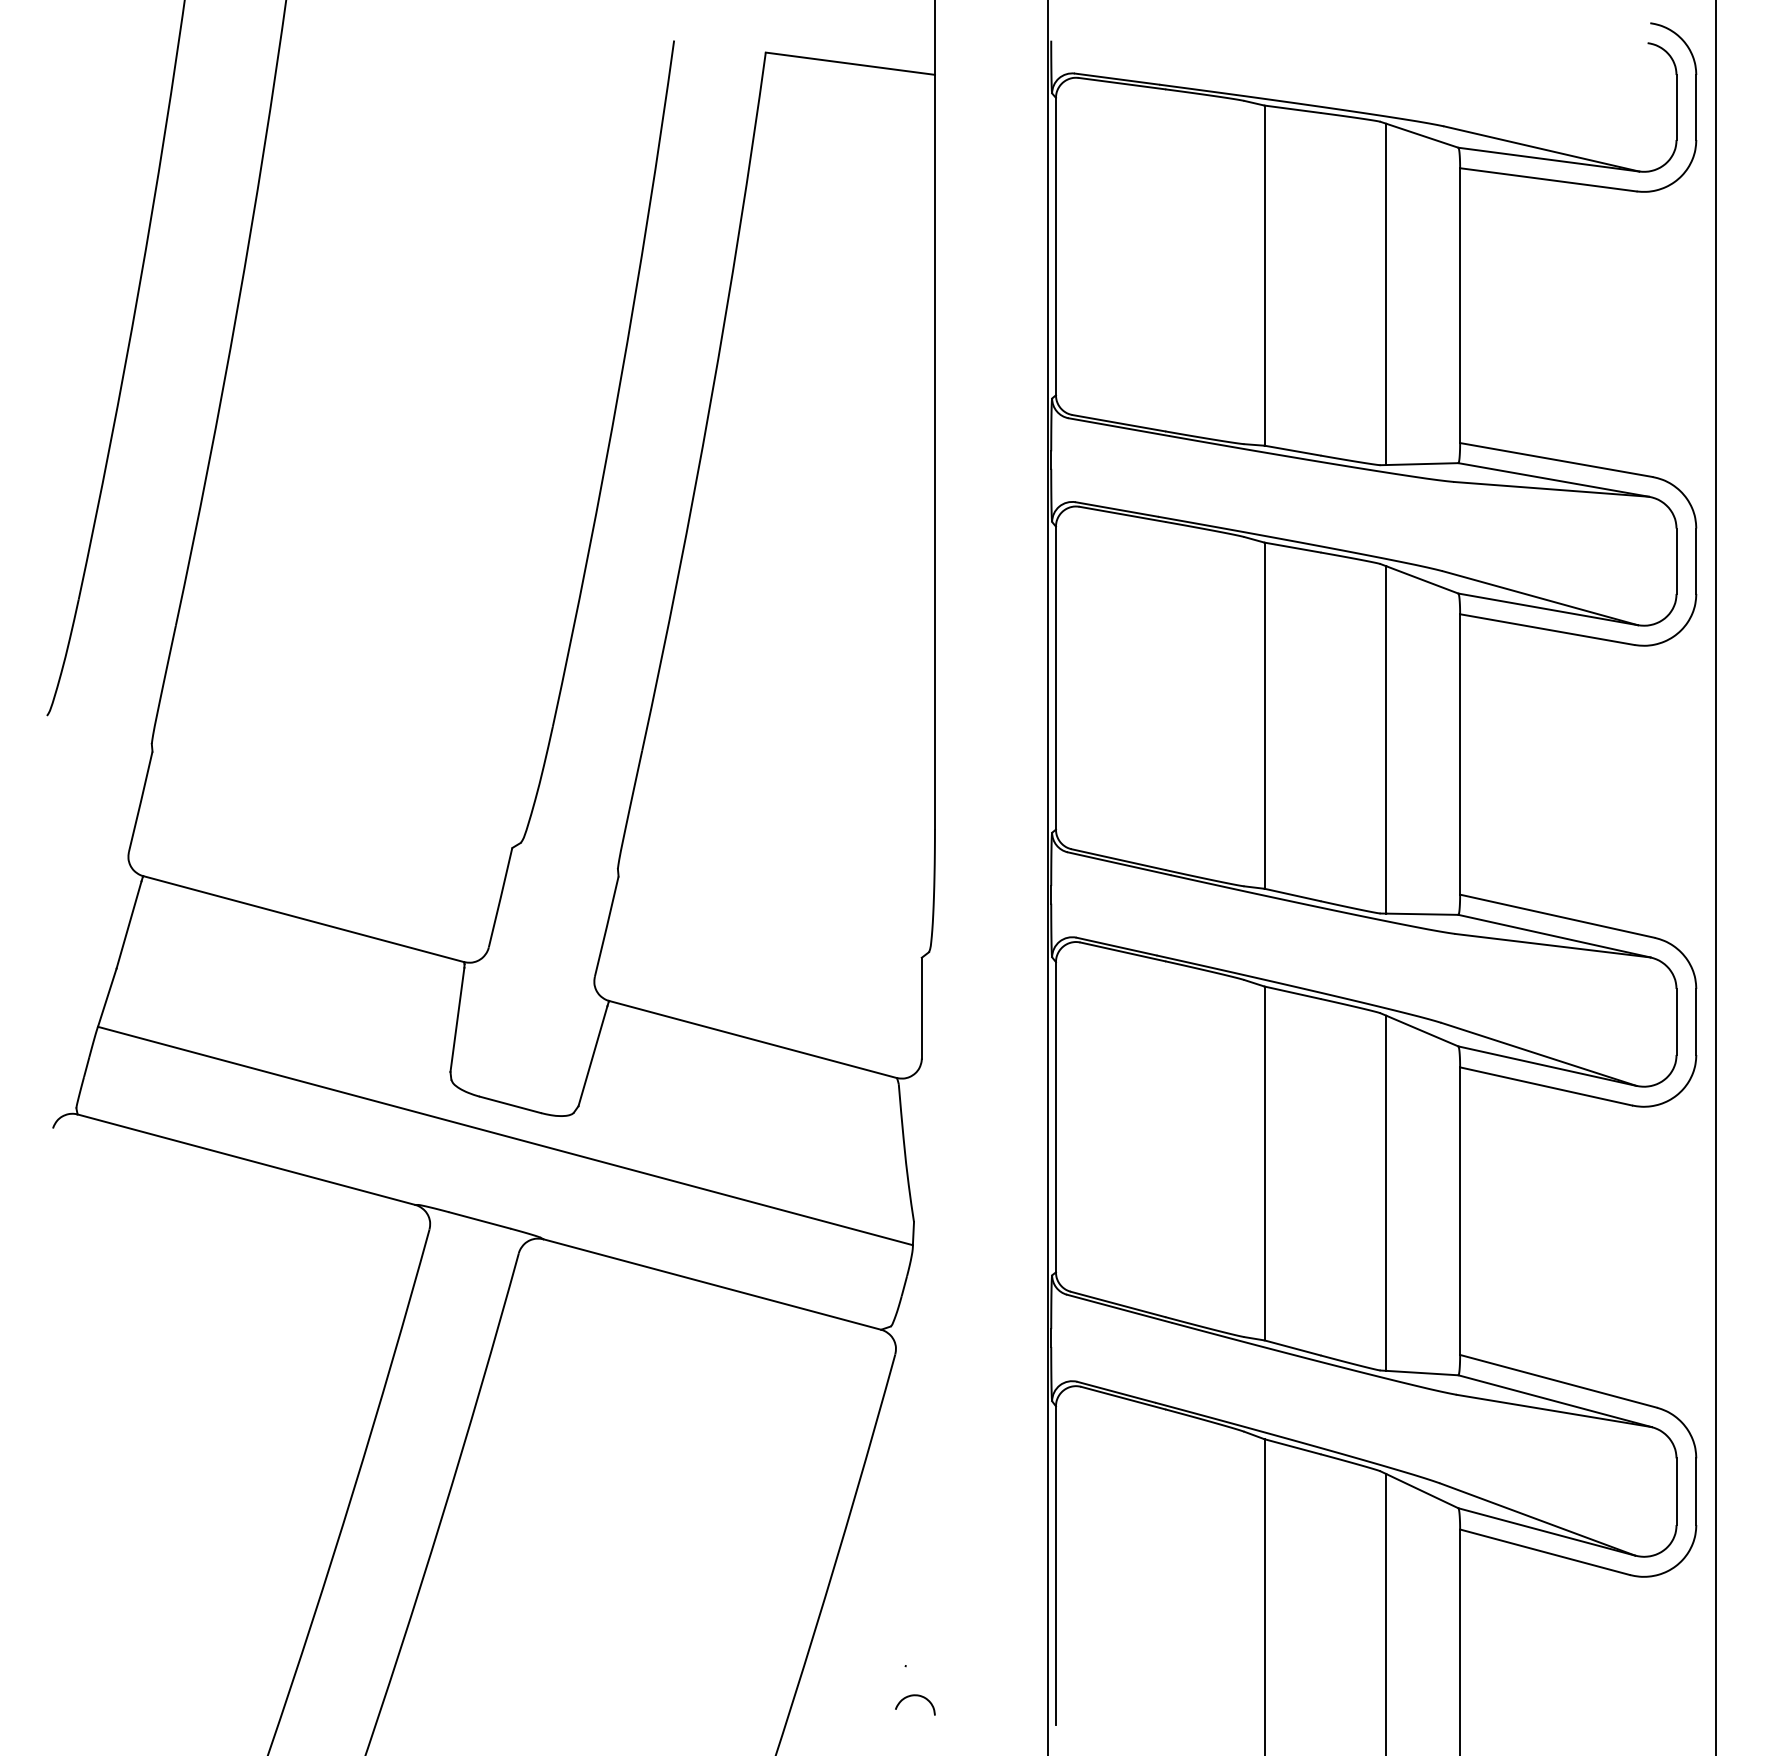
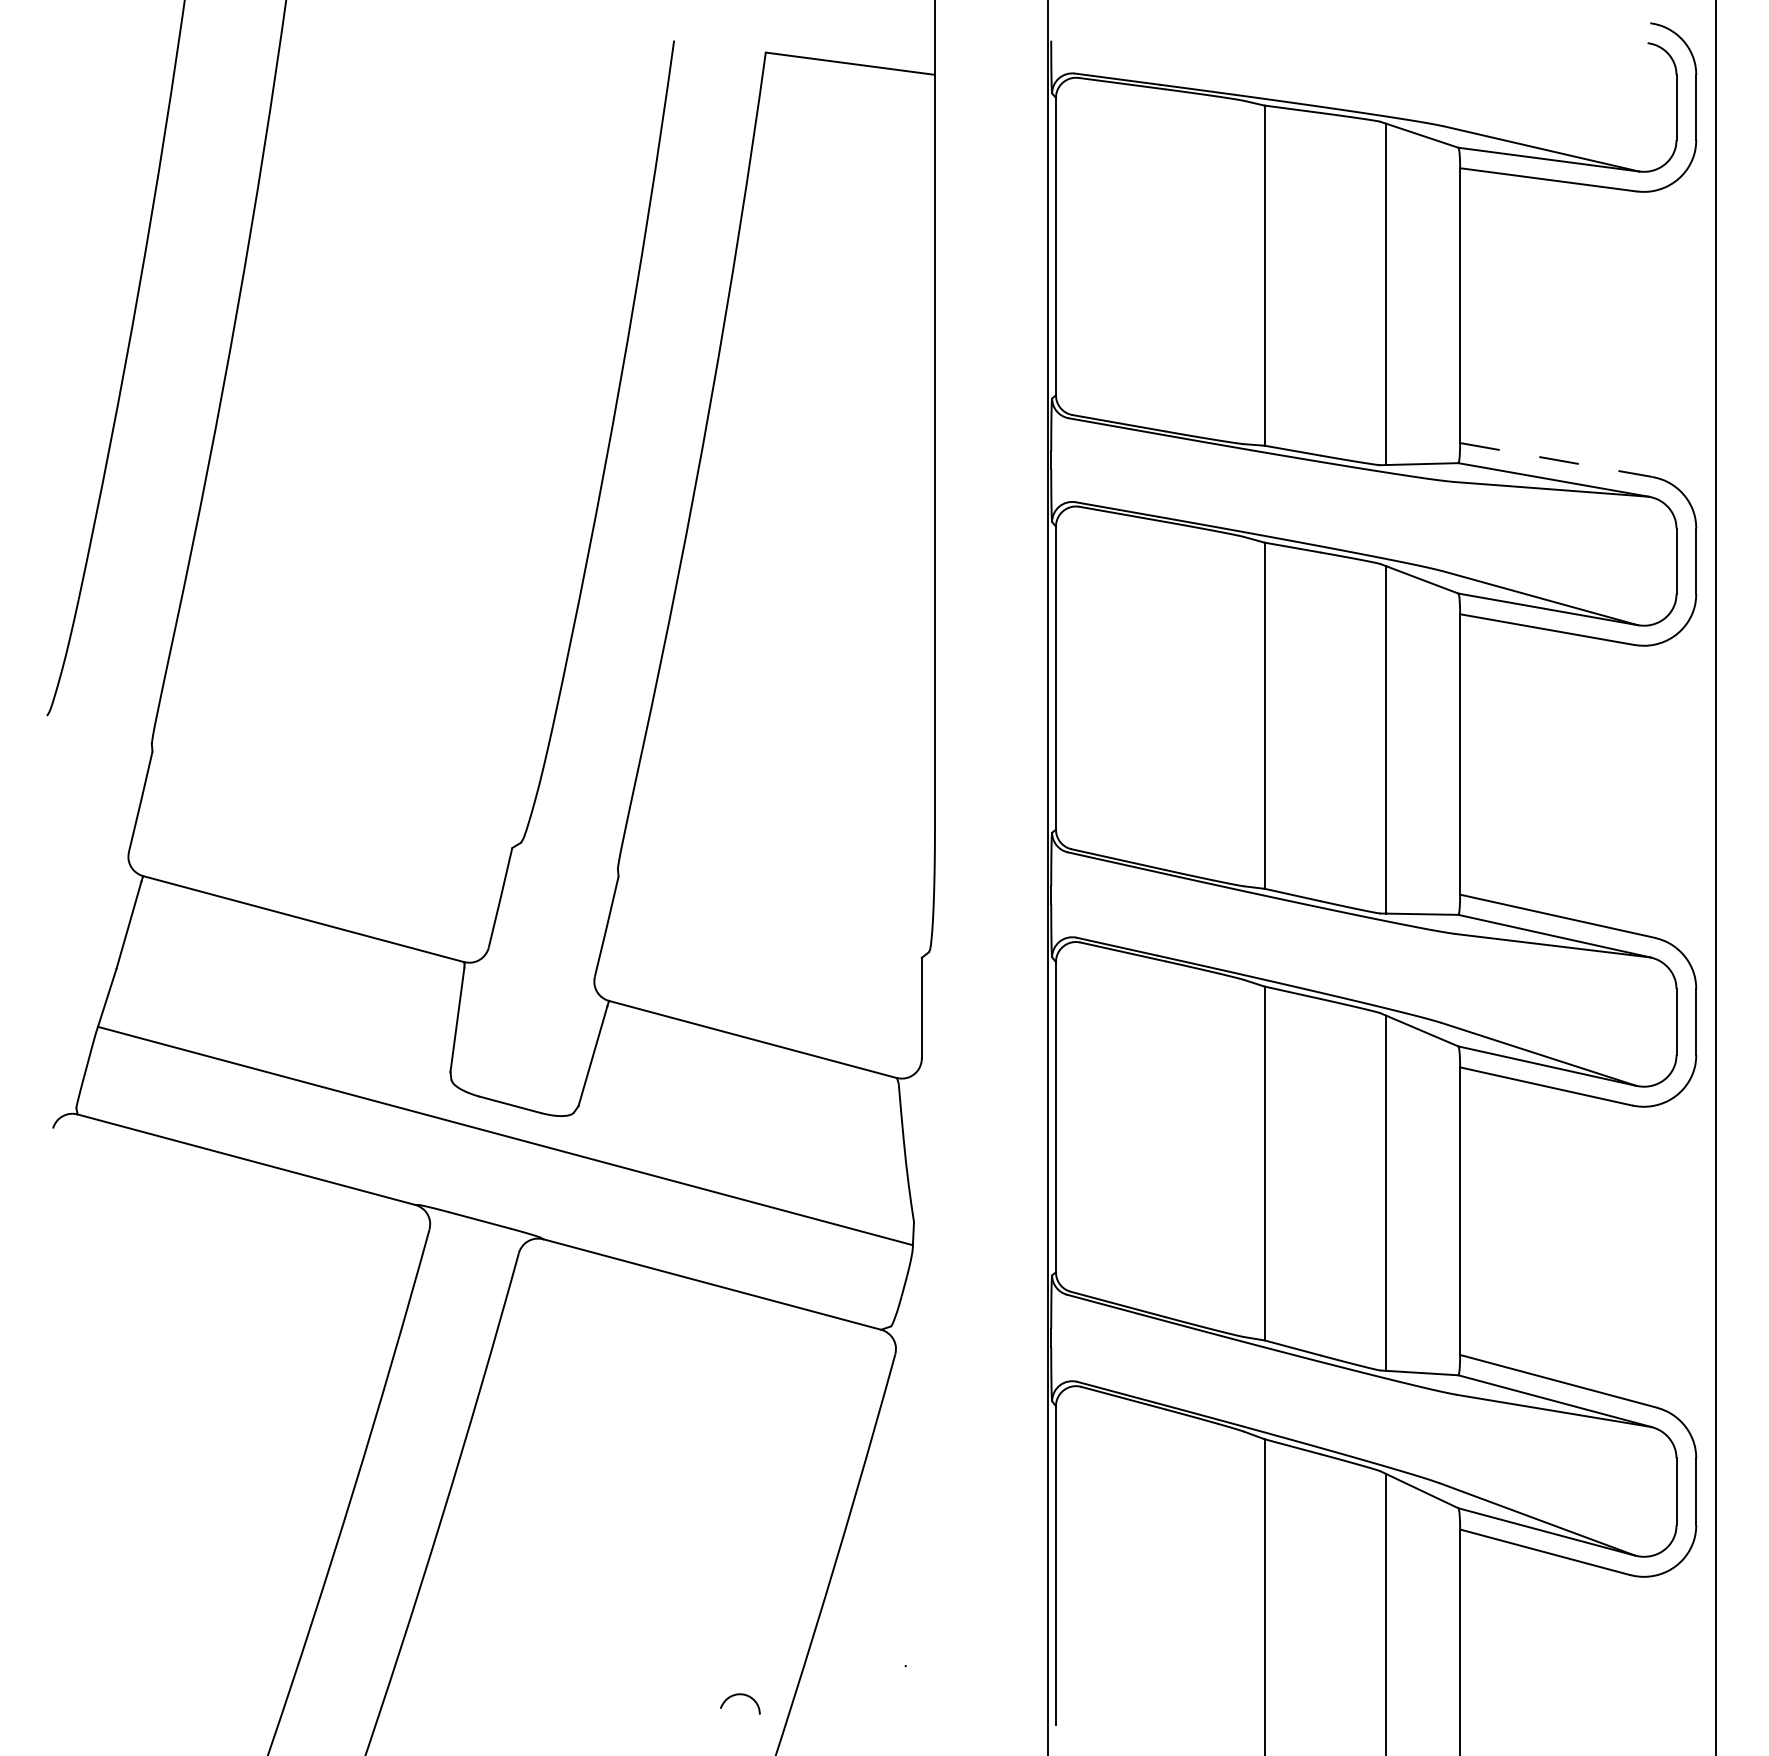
line: solid -> dashed (1556, 460)
curve position: (915, 1696) -> (740, 1695) (740, 1695)
